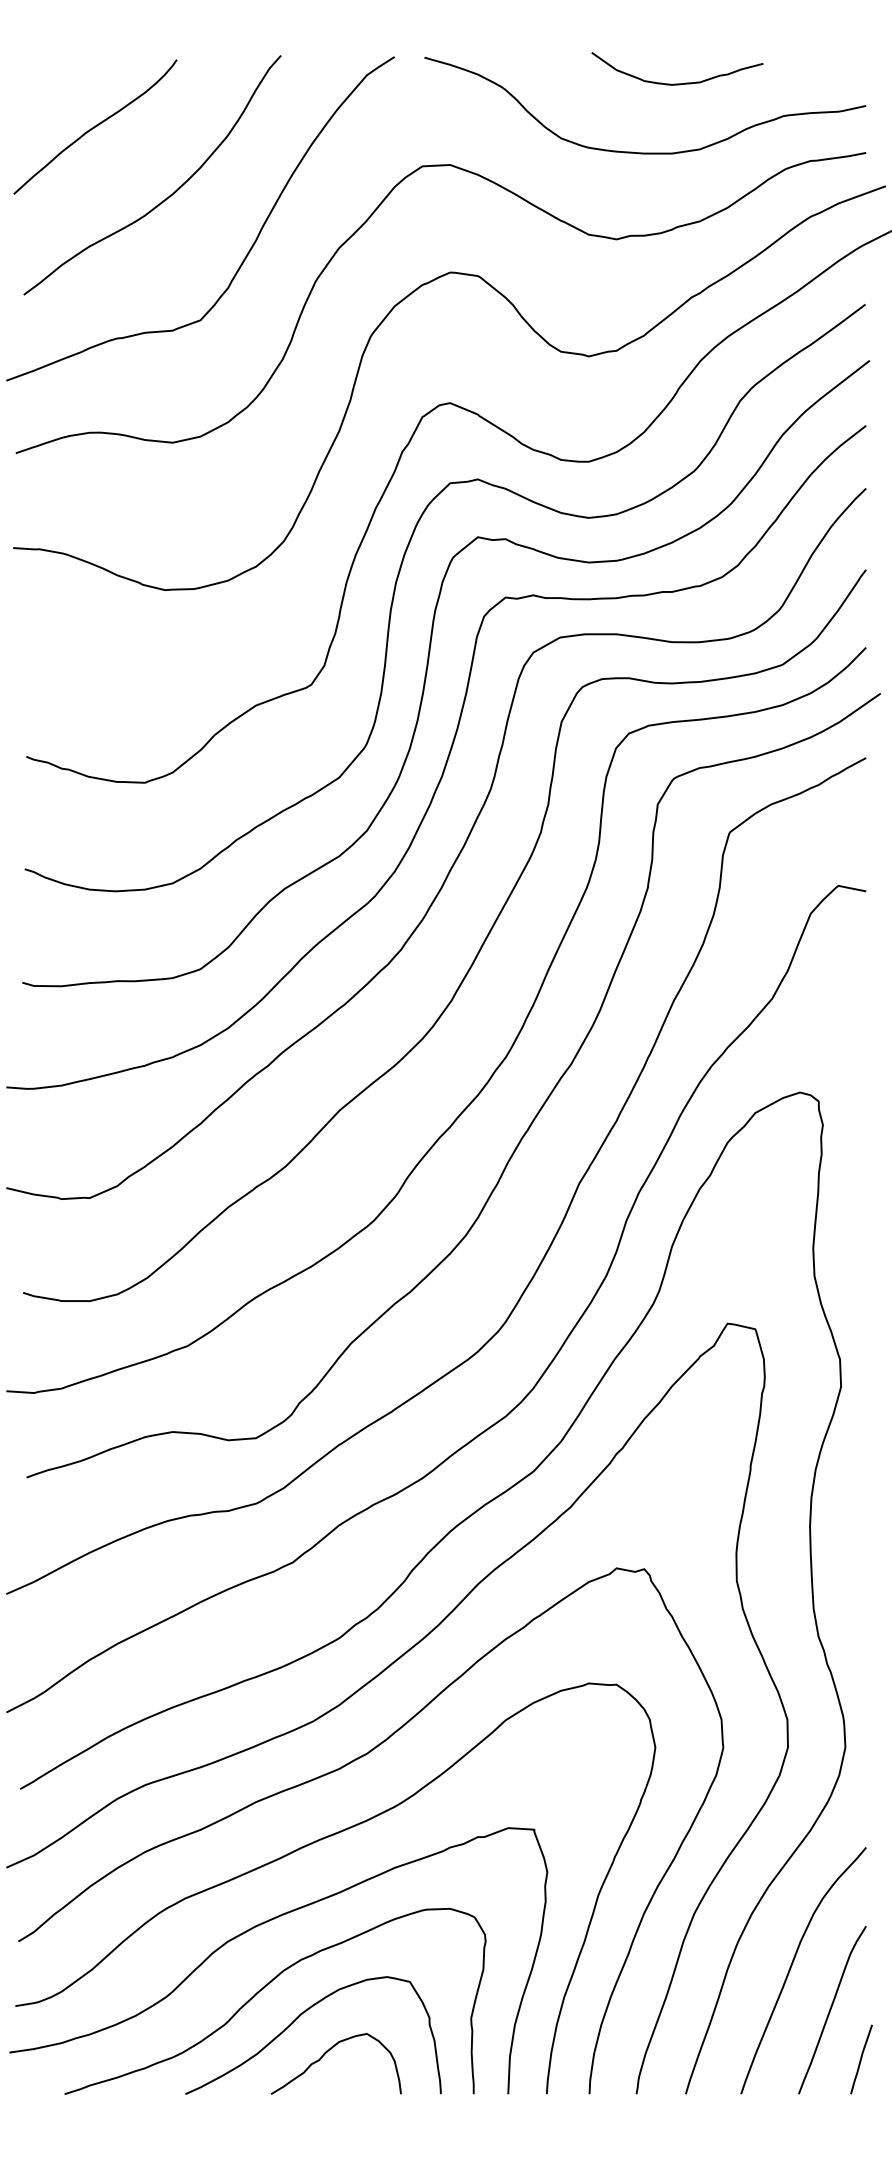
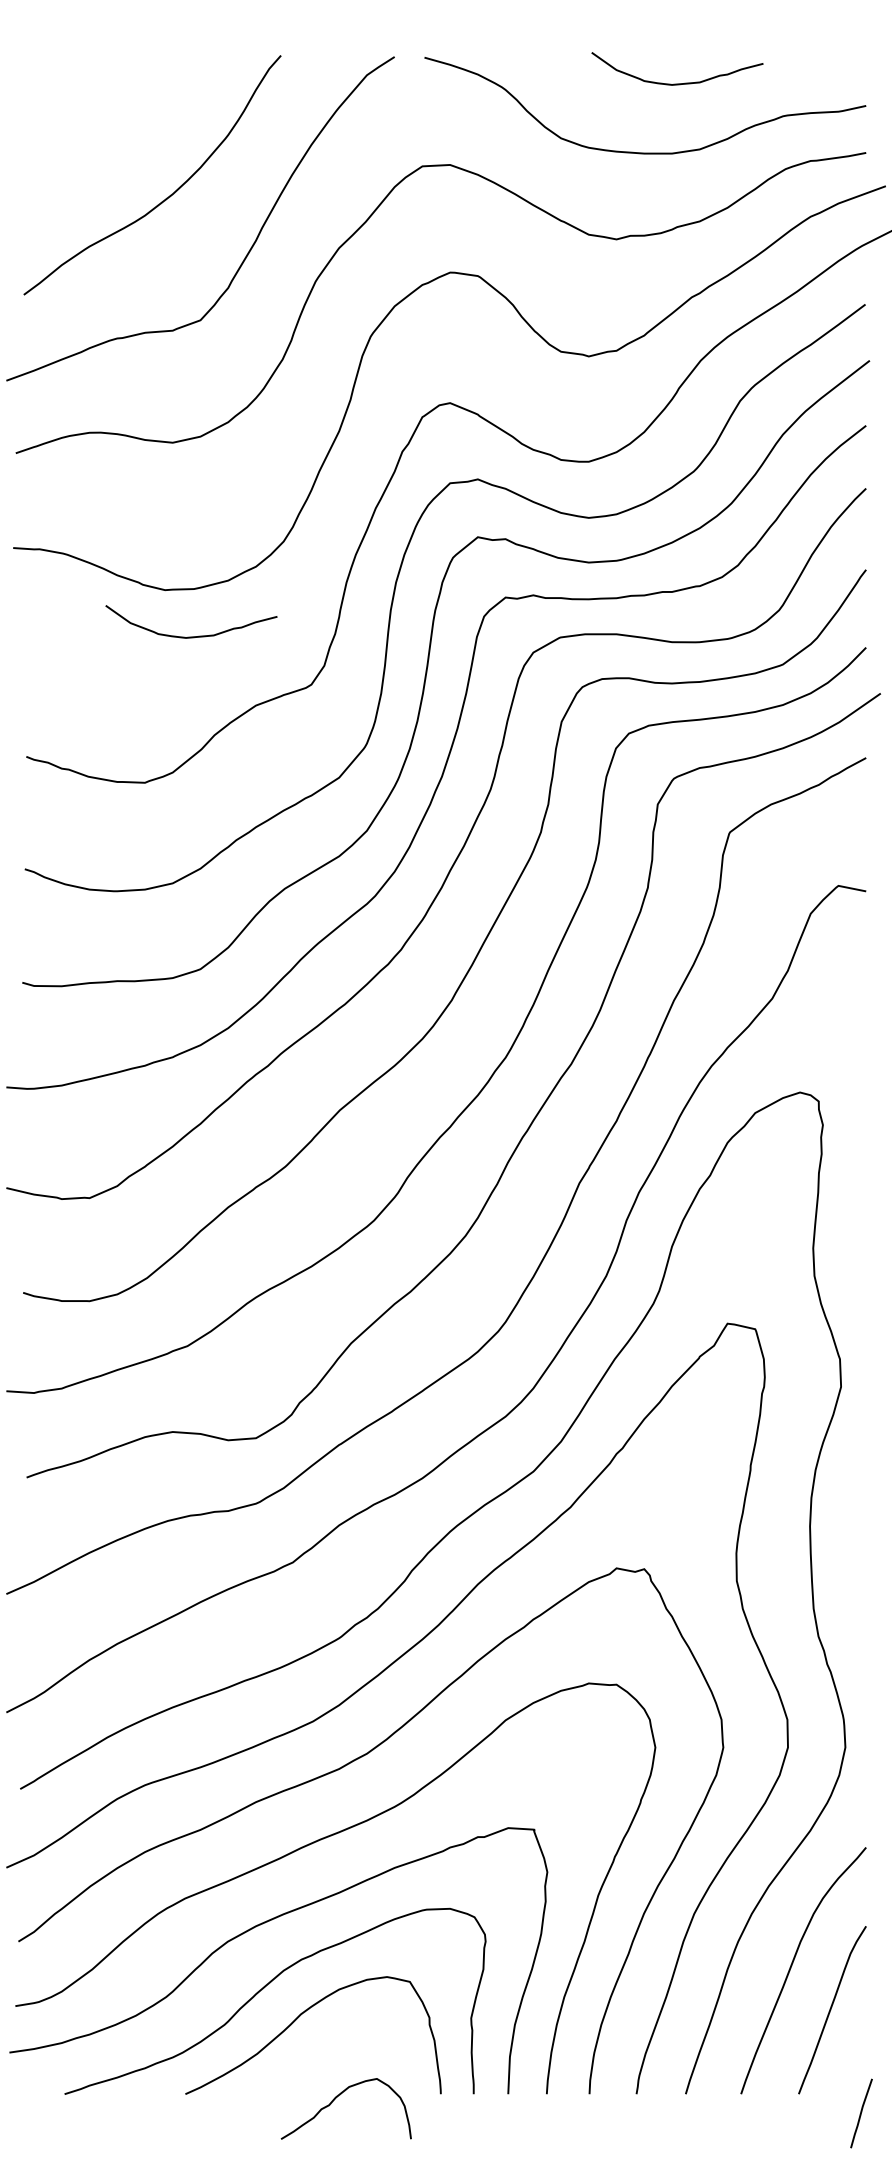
curve: present -> none (95, 126)
curve: none -> present (191, 636)
curve position: (326, 2053) -> (336, 2098) (336, 2098)
line position: (861, 2059) -> (861, 2113) (861, 2113)
